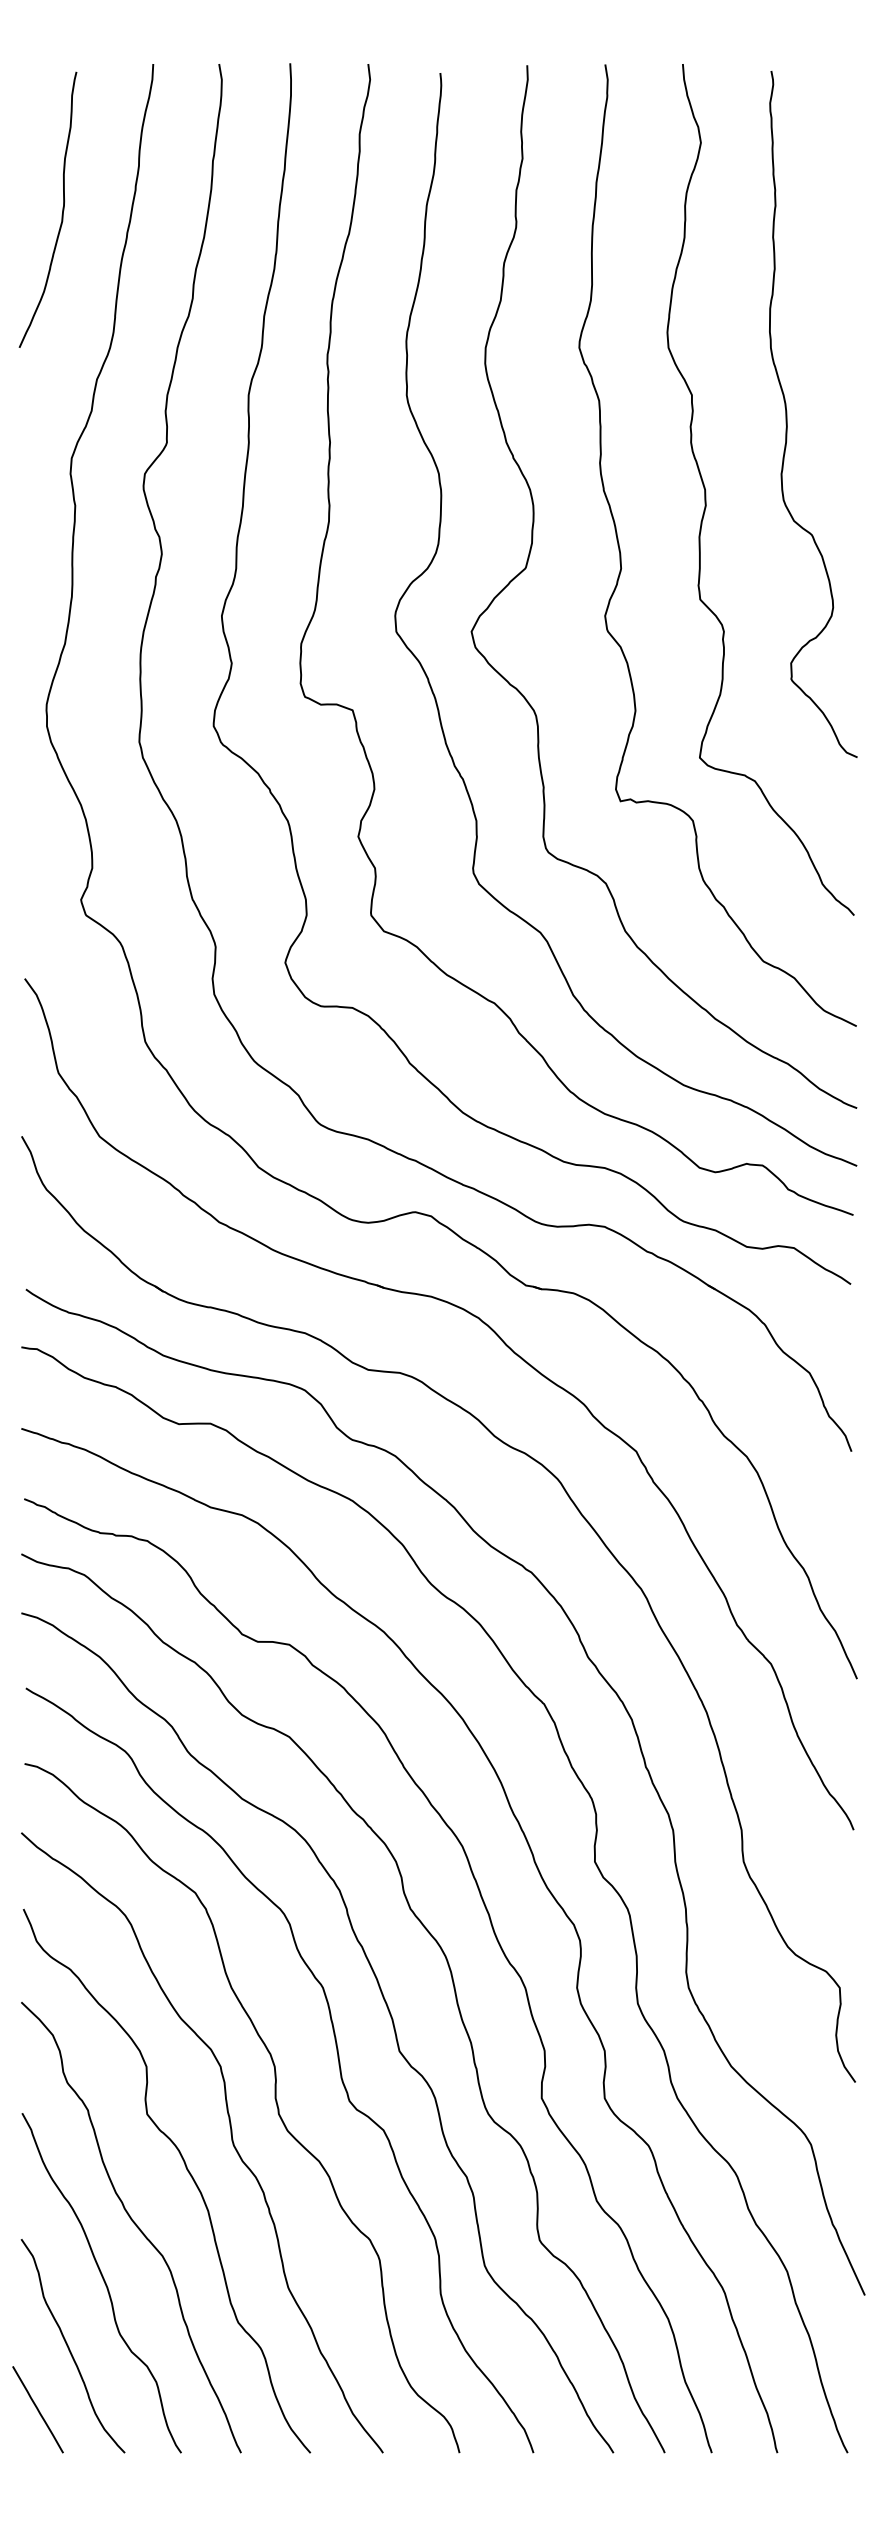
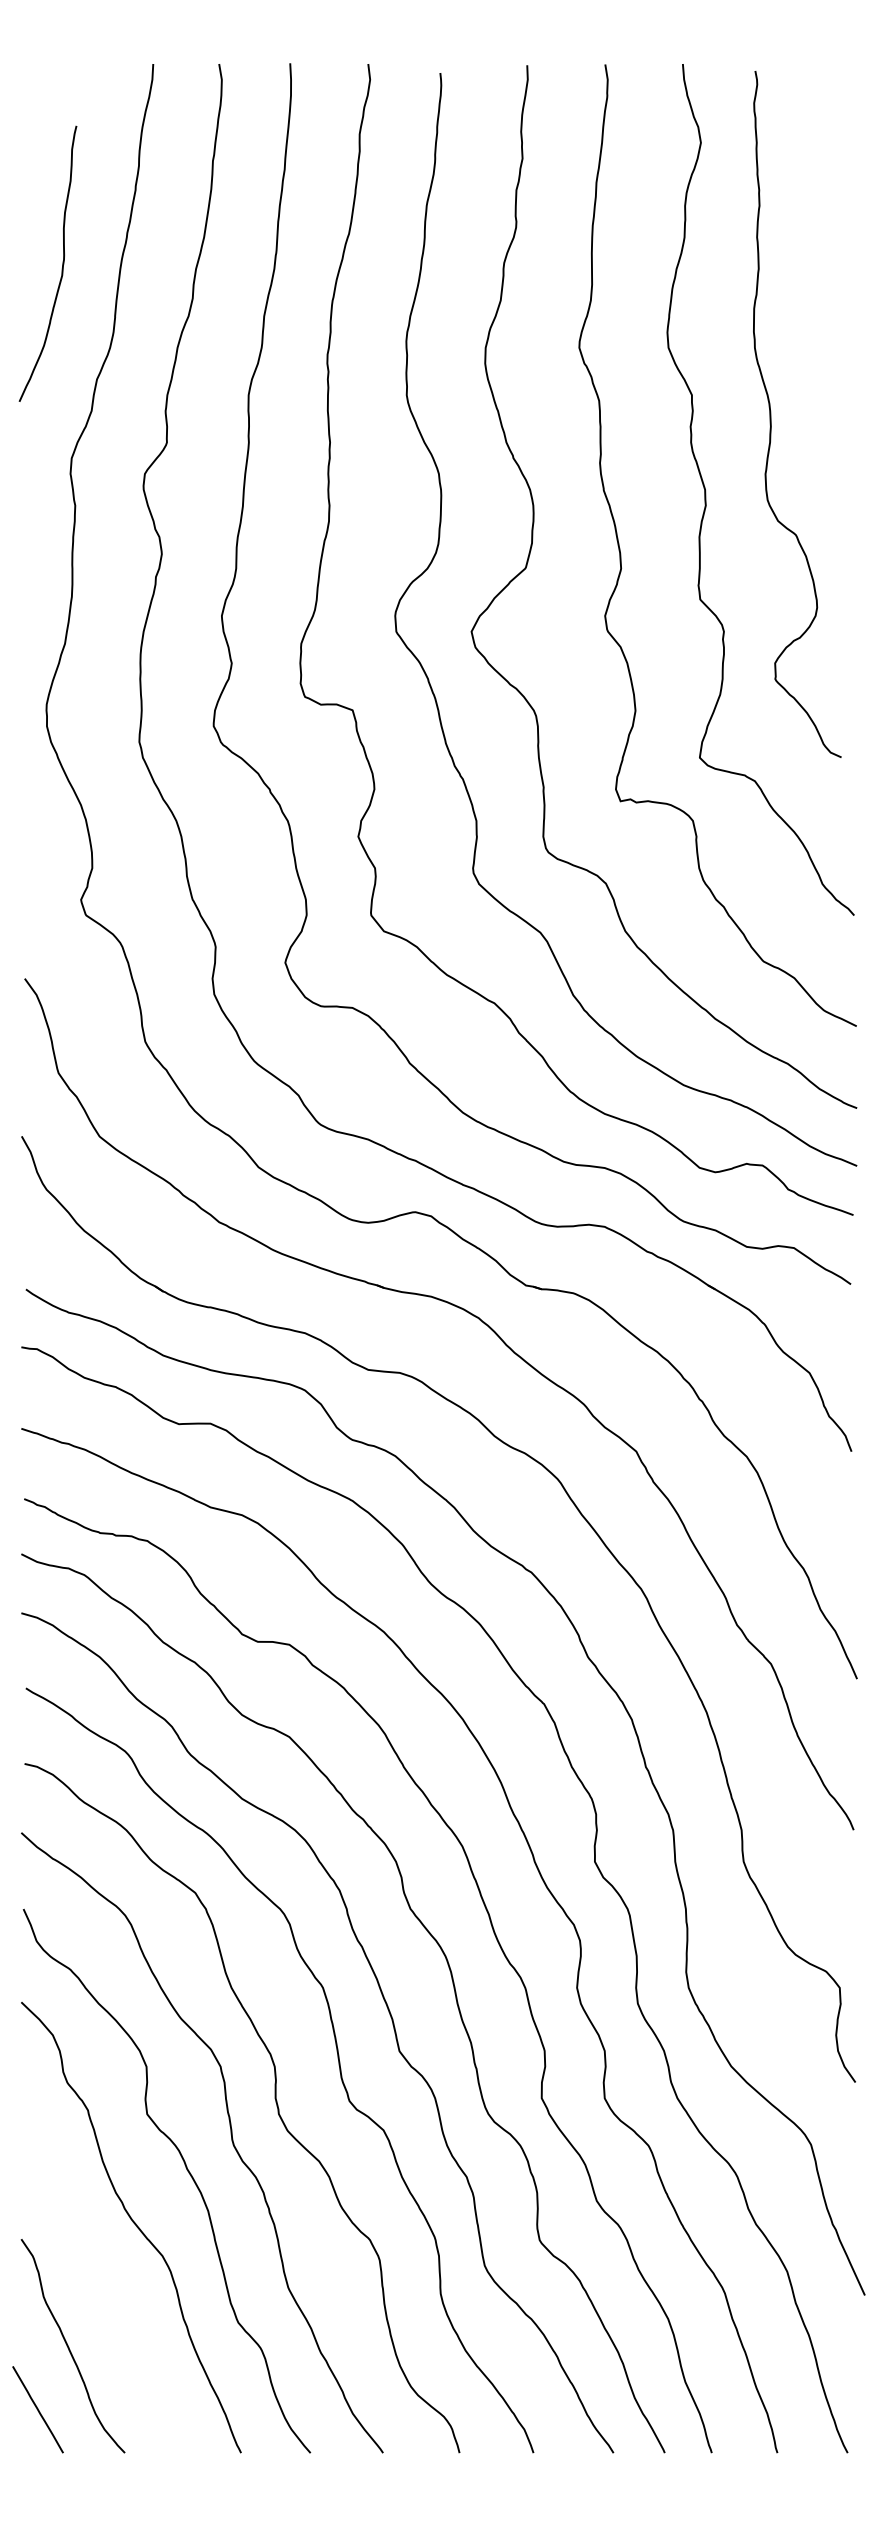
curve position: (61, 214) -> (61, 268) (61, 268)
curve position: (787, 414) -> (771, 414) (771, 414)
curve: present -> none (103, 2281)
